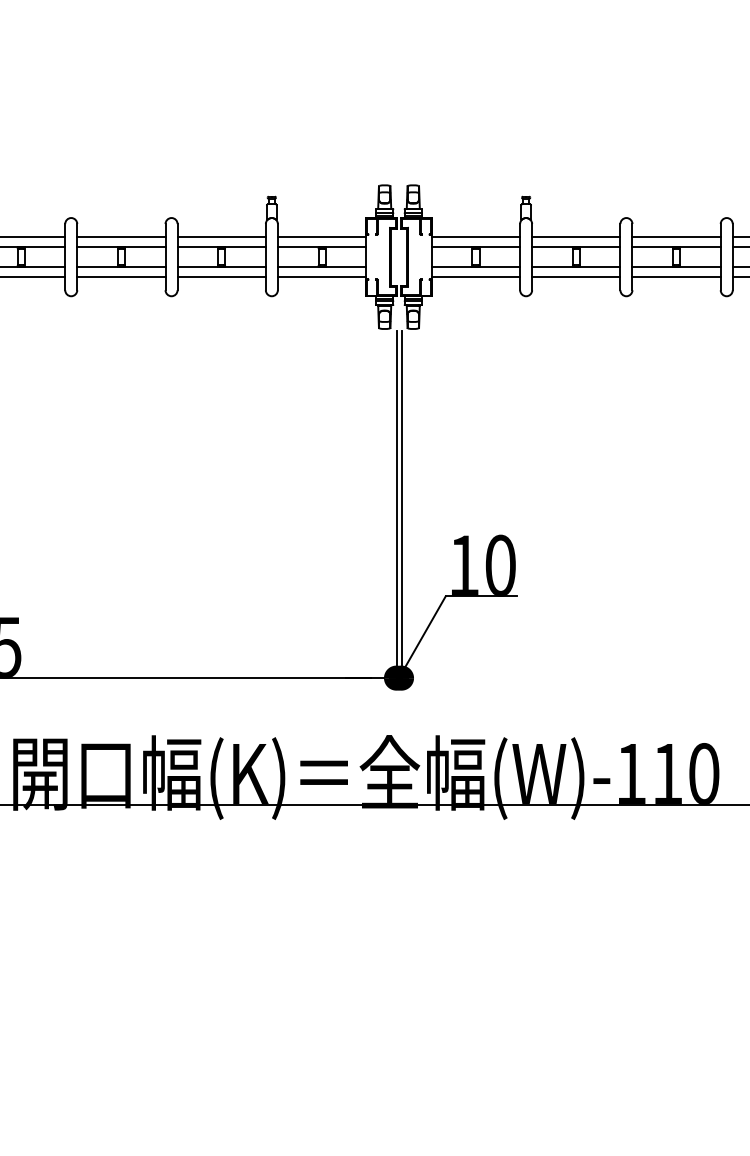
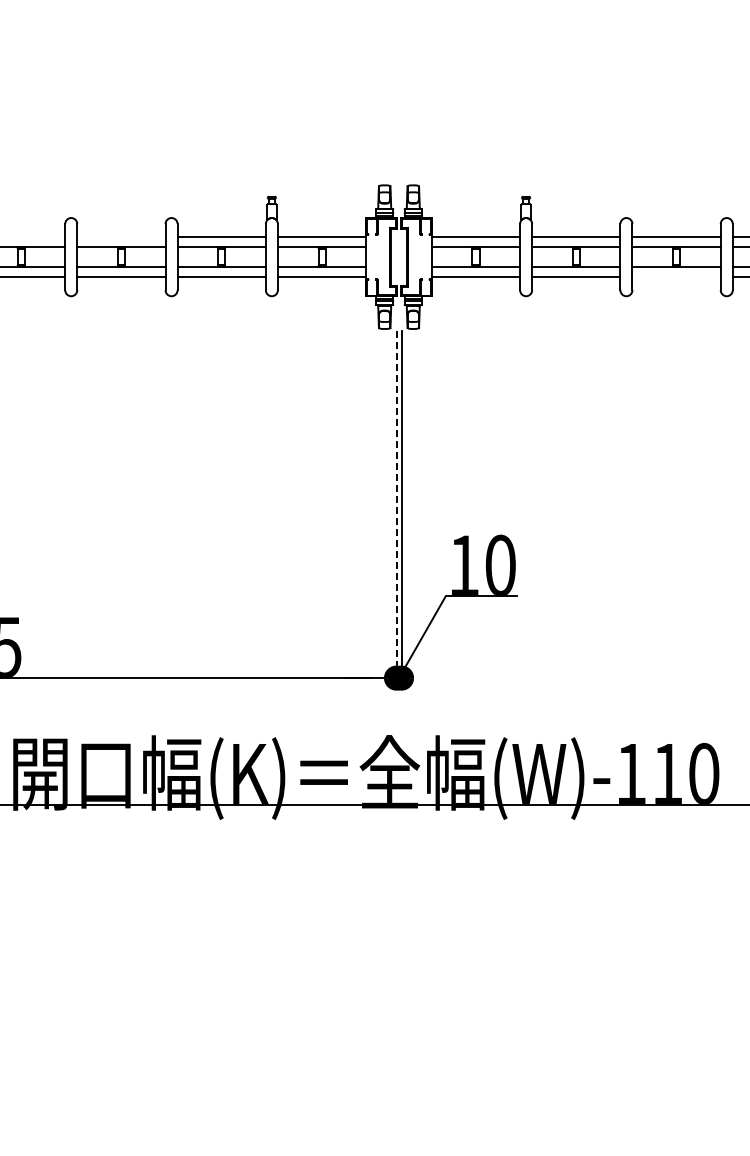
line: present -> none (33, 236)
line: present -> none (121, 236)
line: present -> none (676, 277)
line: solid -> dashed (396, 505)
